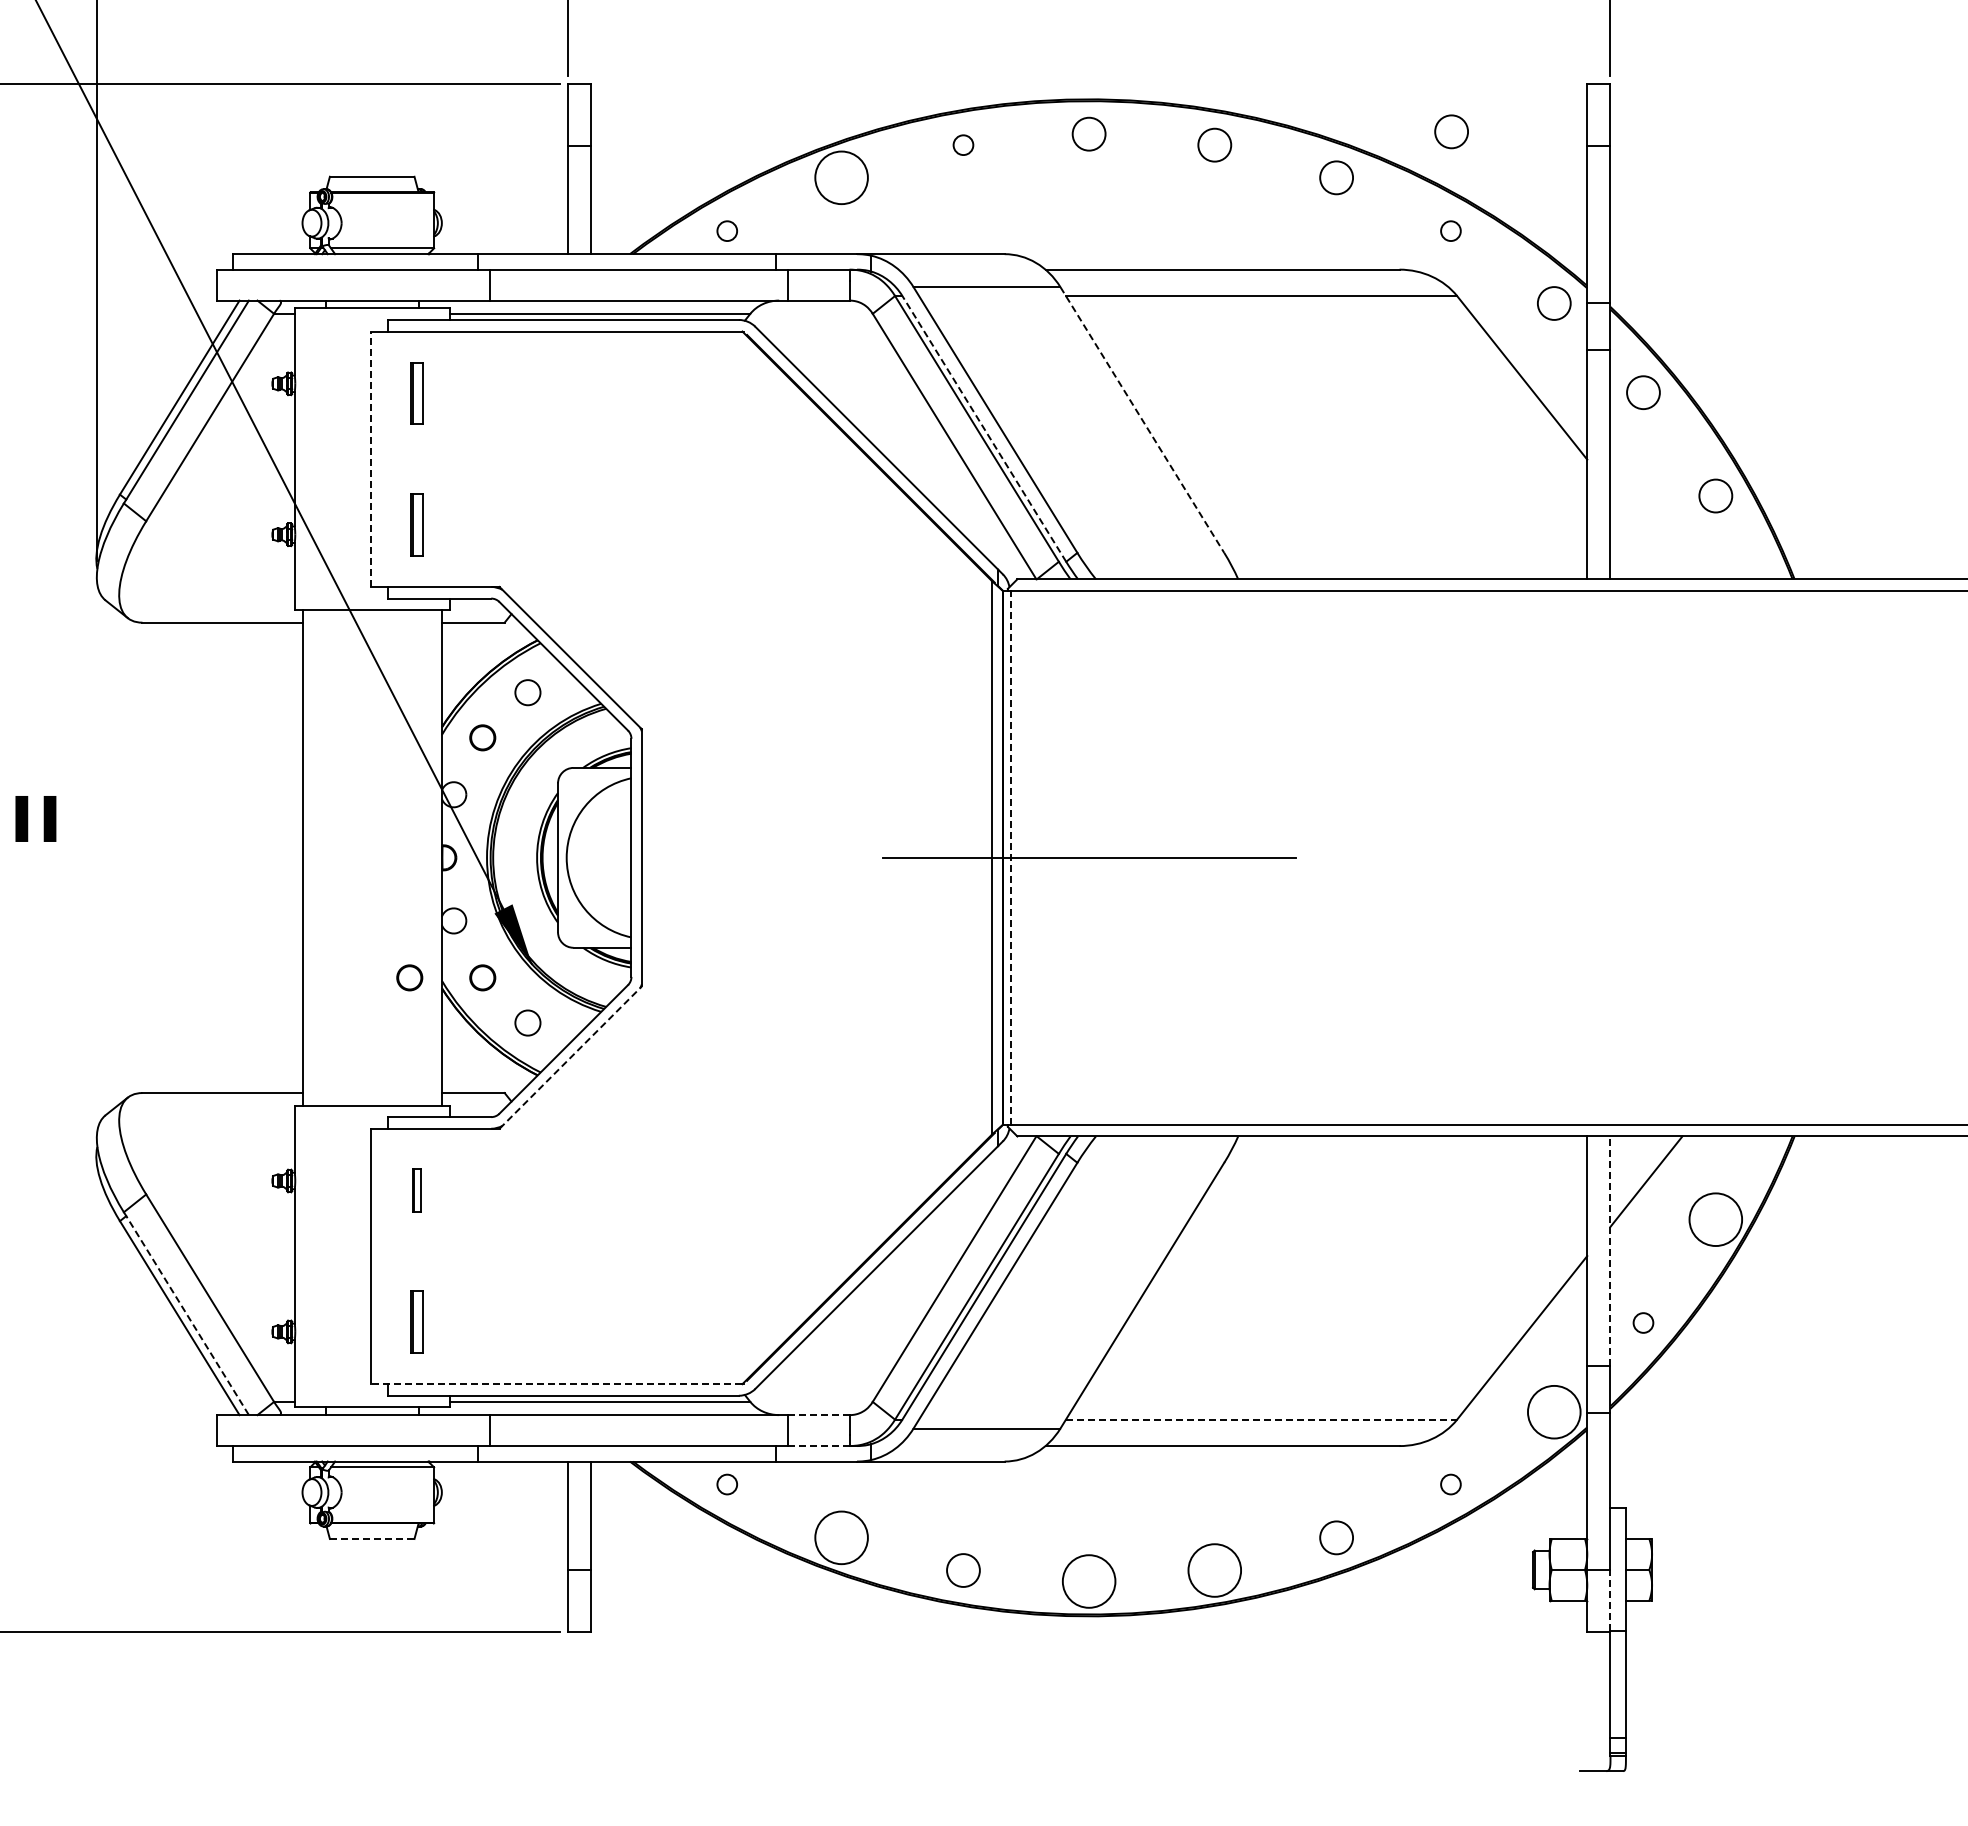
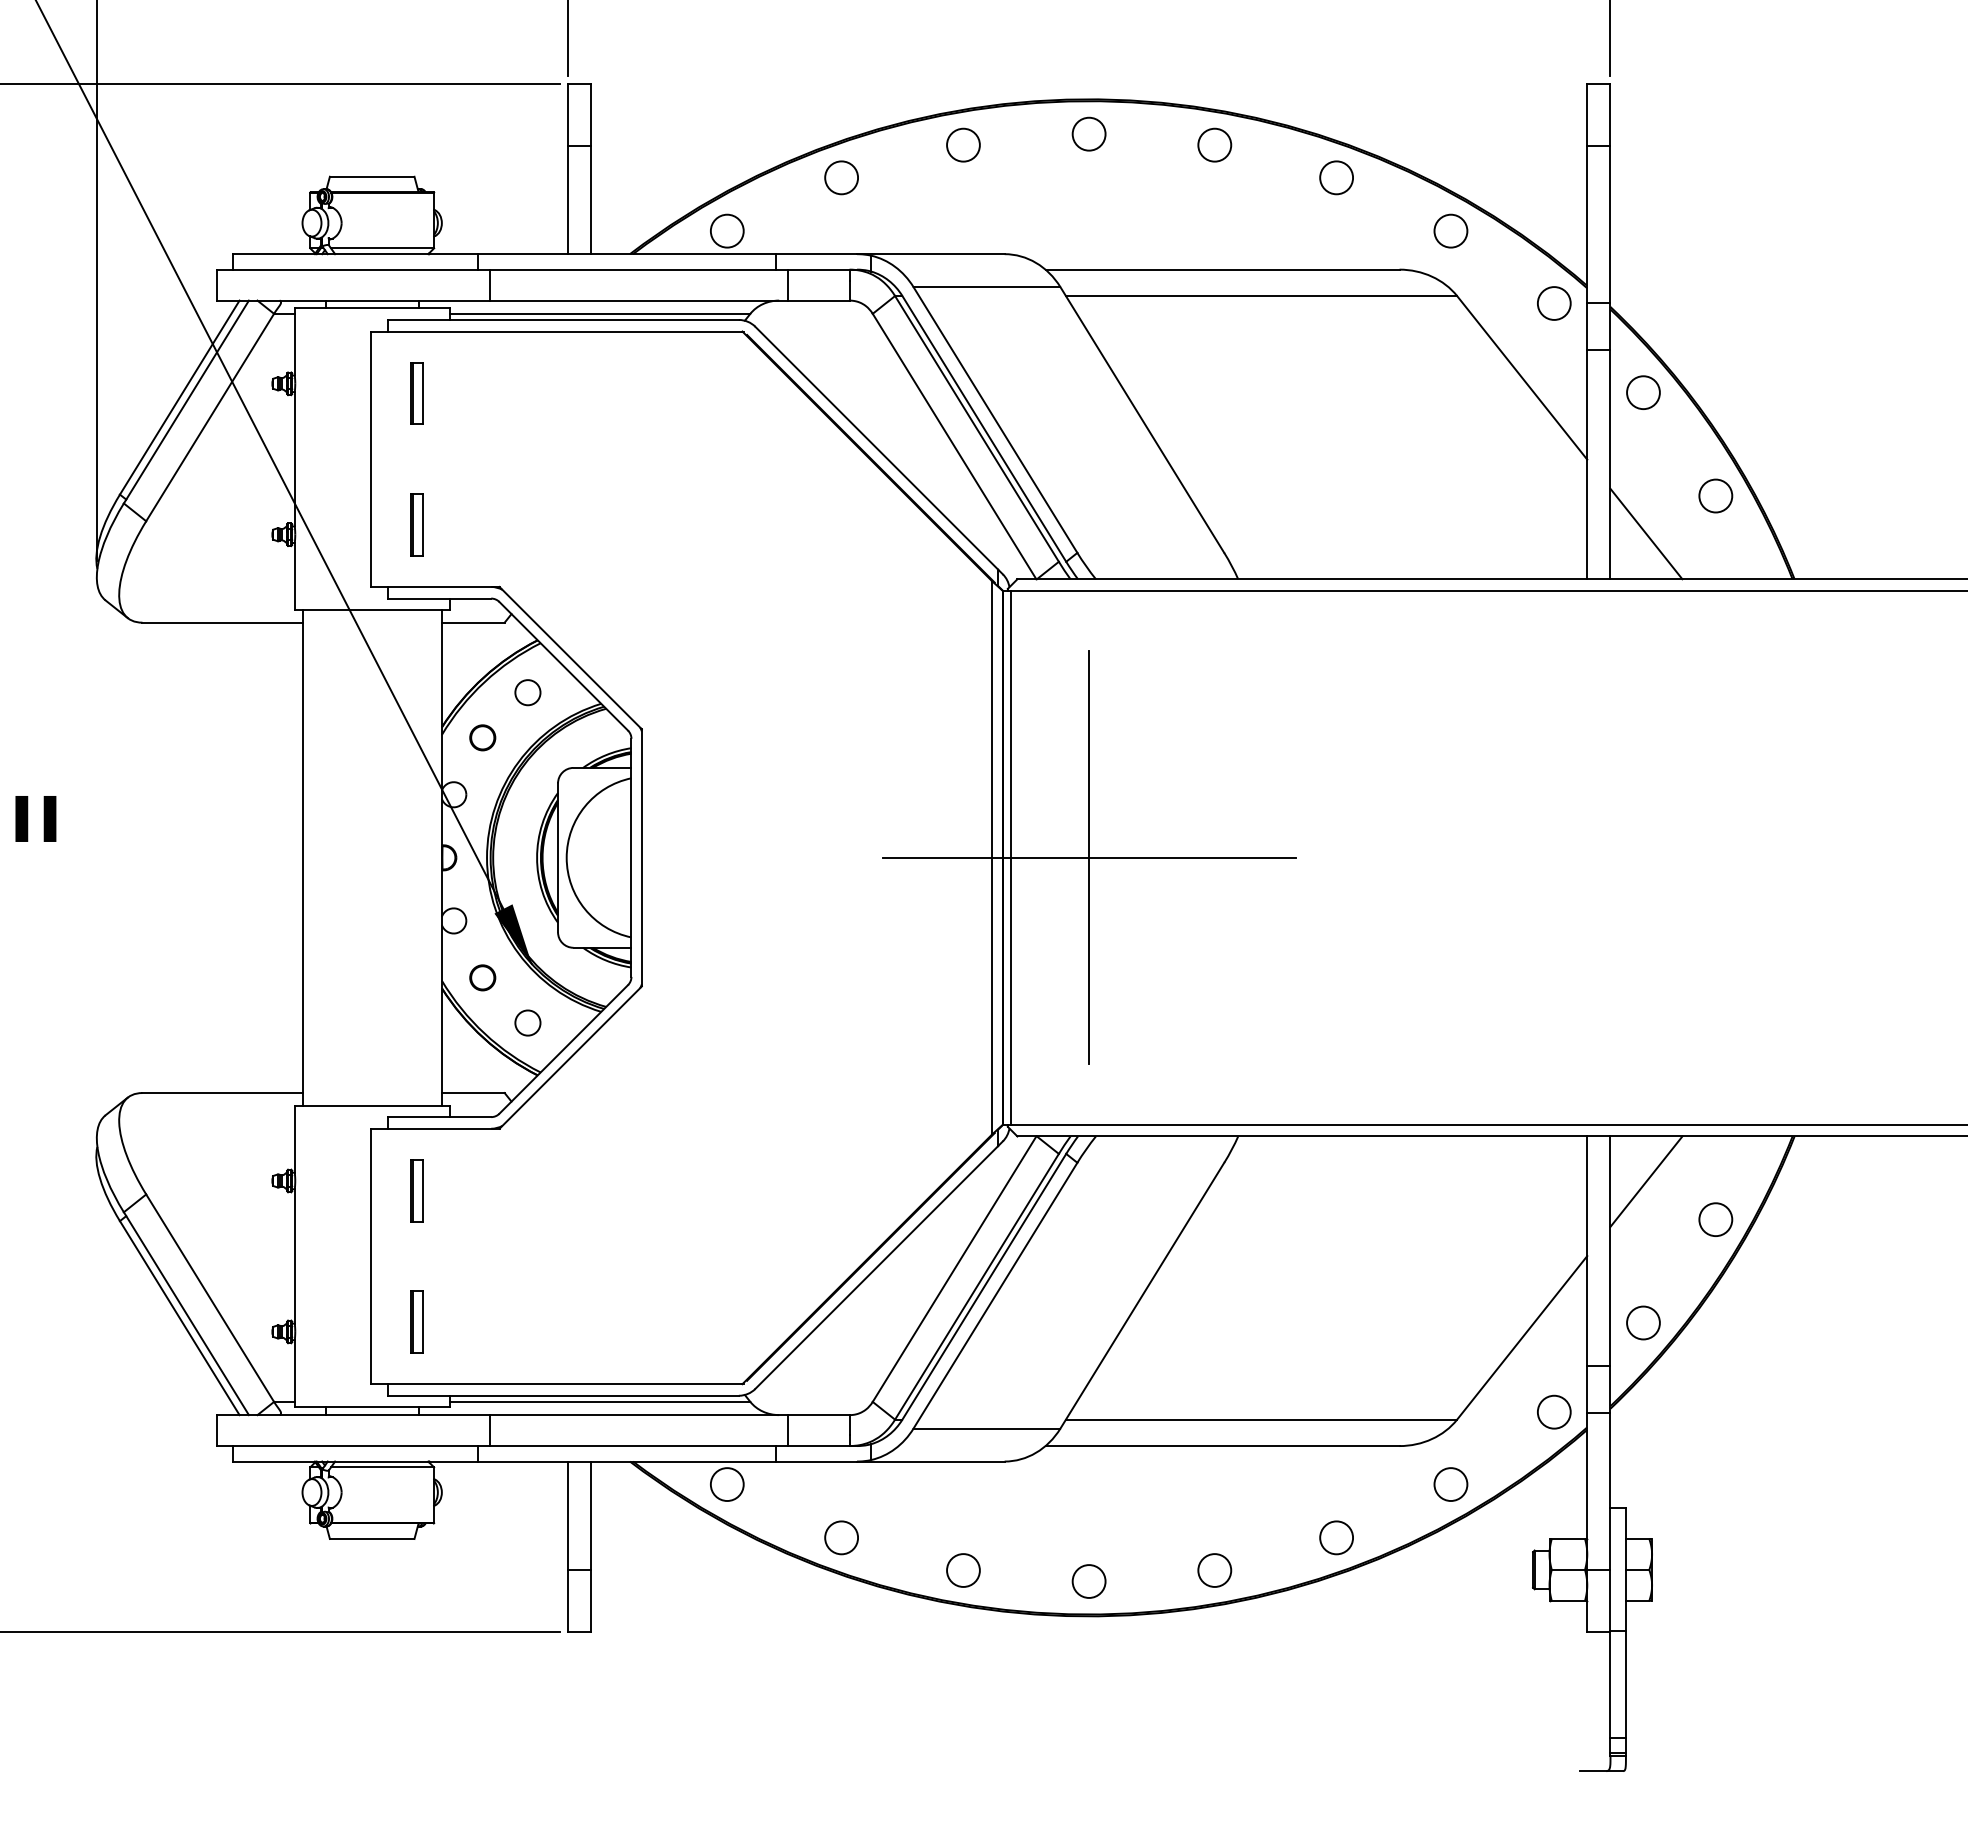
circle: present -> none (1451, 131)
circle diameter: 20 px -> 33 px (963, 144)
circle diameter: 53 px -> 33 px (841, 177)
circle diameter: 20 px -> 33 px (726, 230)
circle diameter: 20 px -> 33 px (1450, 230)
line: dashed -> solid (1142, 420)
line: dashed -> solid (984, 428)
line: dashed -> solid (371, 459)
line: none -> present (1646, 533)
line: dashed -> solid (1011, 857)
line: none -> present (1089, 857)
circle: present -> none (409, 977)
line: dashed -> solid (570, 1057)
part size: 10x45 px -> 14x64 px (416, 1190)
circle diameter: 53 px -> 33 px (1715, 1219)
line: dashed -> solid (1610, 1251)
line: dashed -> solid (186, 1314)
circle diameter: 20 px -> 33 px (1643, 1322)
line: dashed -> solid (556, 1384)
circle diameter: 53 px -> 33 px (1553, 1411)
line: dashed -> solid (818, 1415)
line: dashed -> solid (1261, 1419)
line: dashed -> solid (818, 1446)
circle diameter: 20 px -> 33 px (726, 1484)
circle diameter: 20 px -> 33 px (1450, 1484)
circle diameter: 53 px -> 33 px (841, 1537)
line: dashed -> solid (371, 1538)
circle diameter: 53 px -> 33 px (1214, 1570)
circle diameter: 53 px -> 33 px (1088, 1581)
line: dashed -> solid (1610, 1599)
